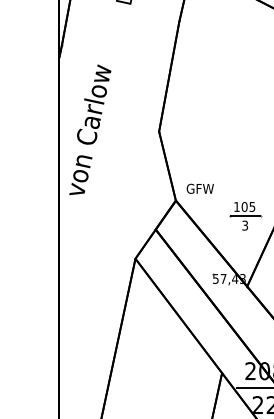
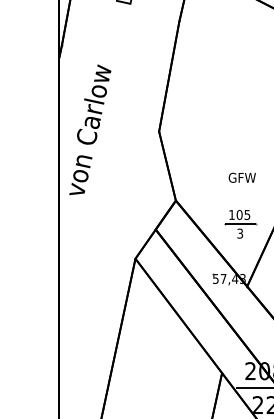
text position: (199, 188) -> (241, 177) (241, 177)
part position: (245, 216) -> (240, 224) (240, 224)
